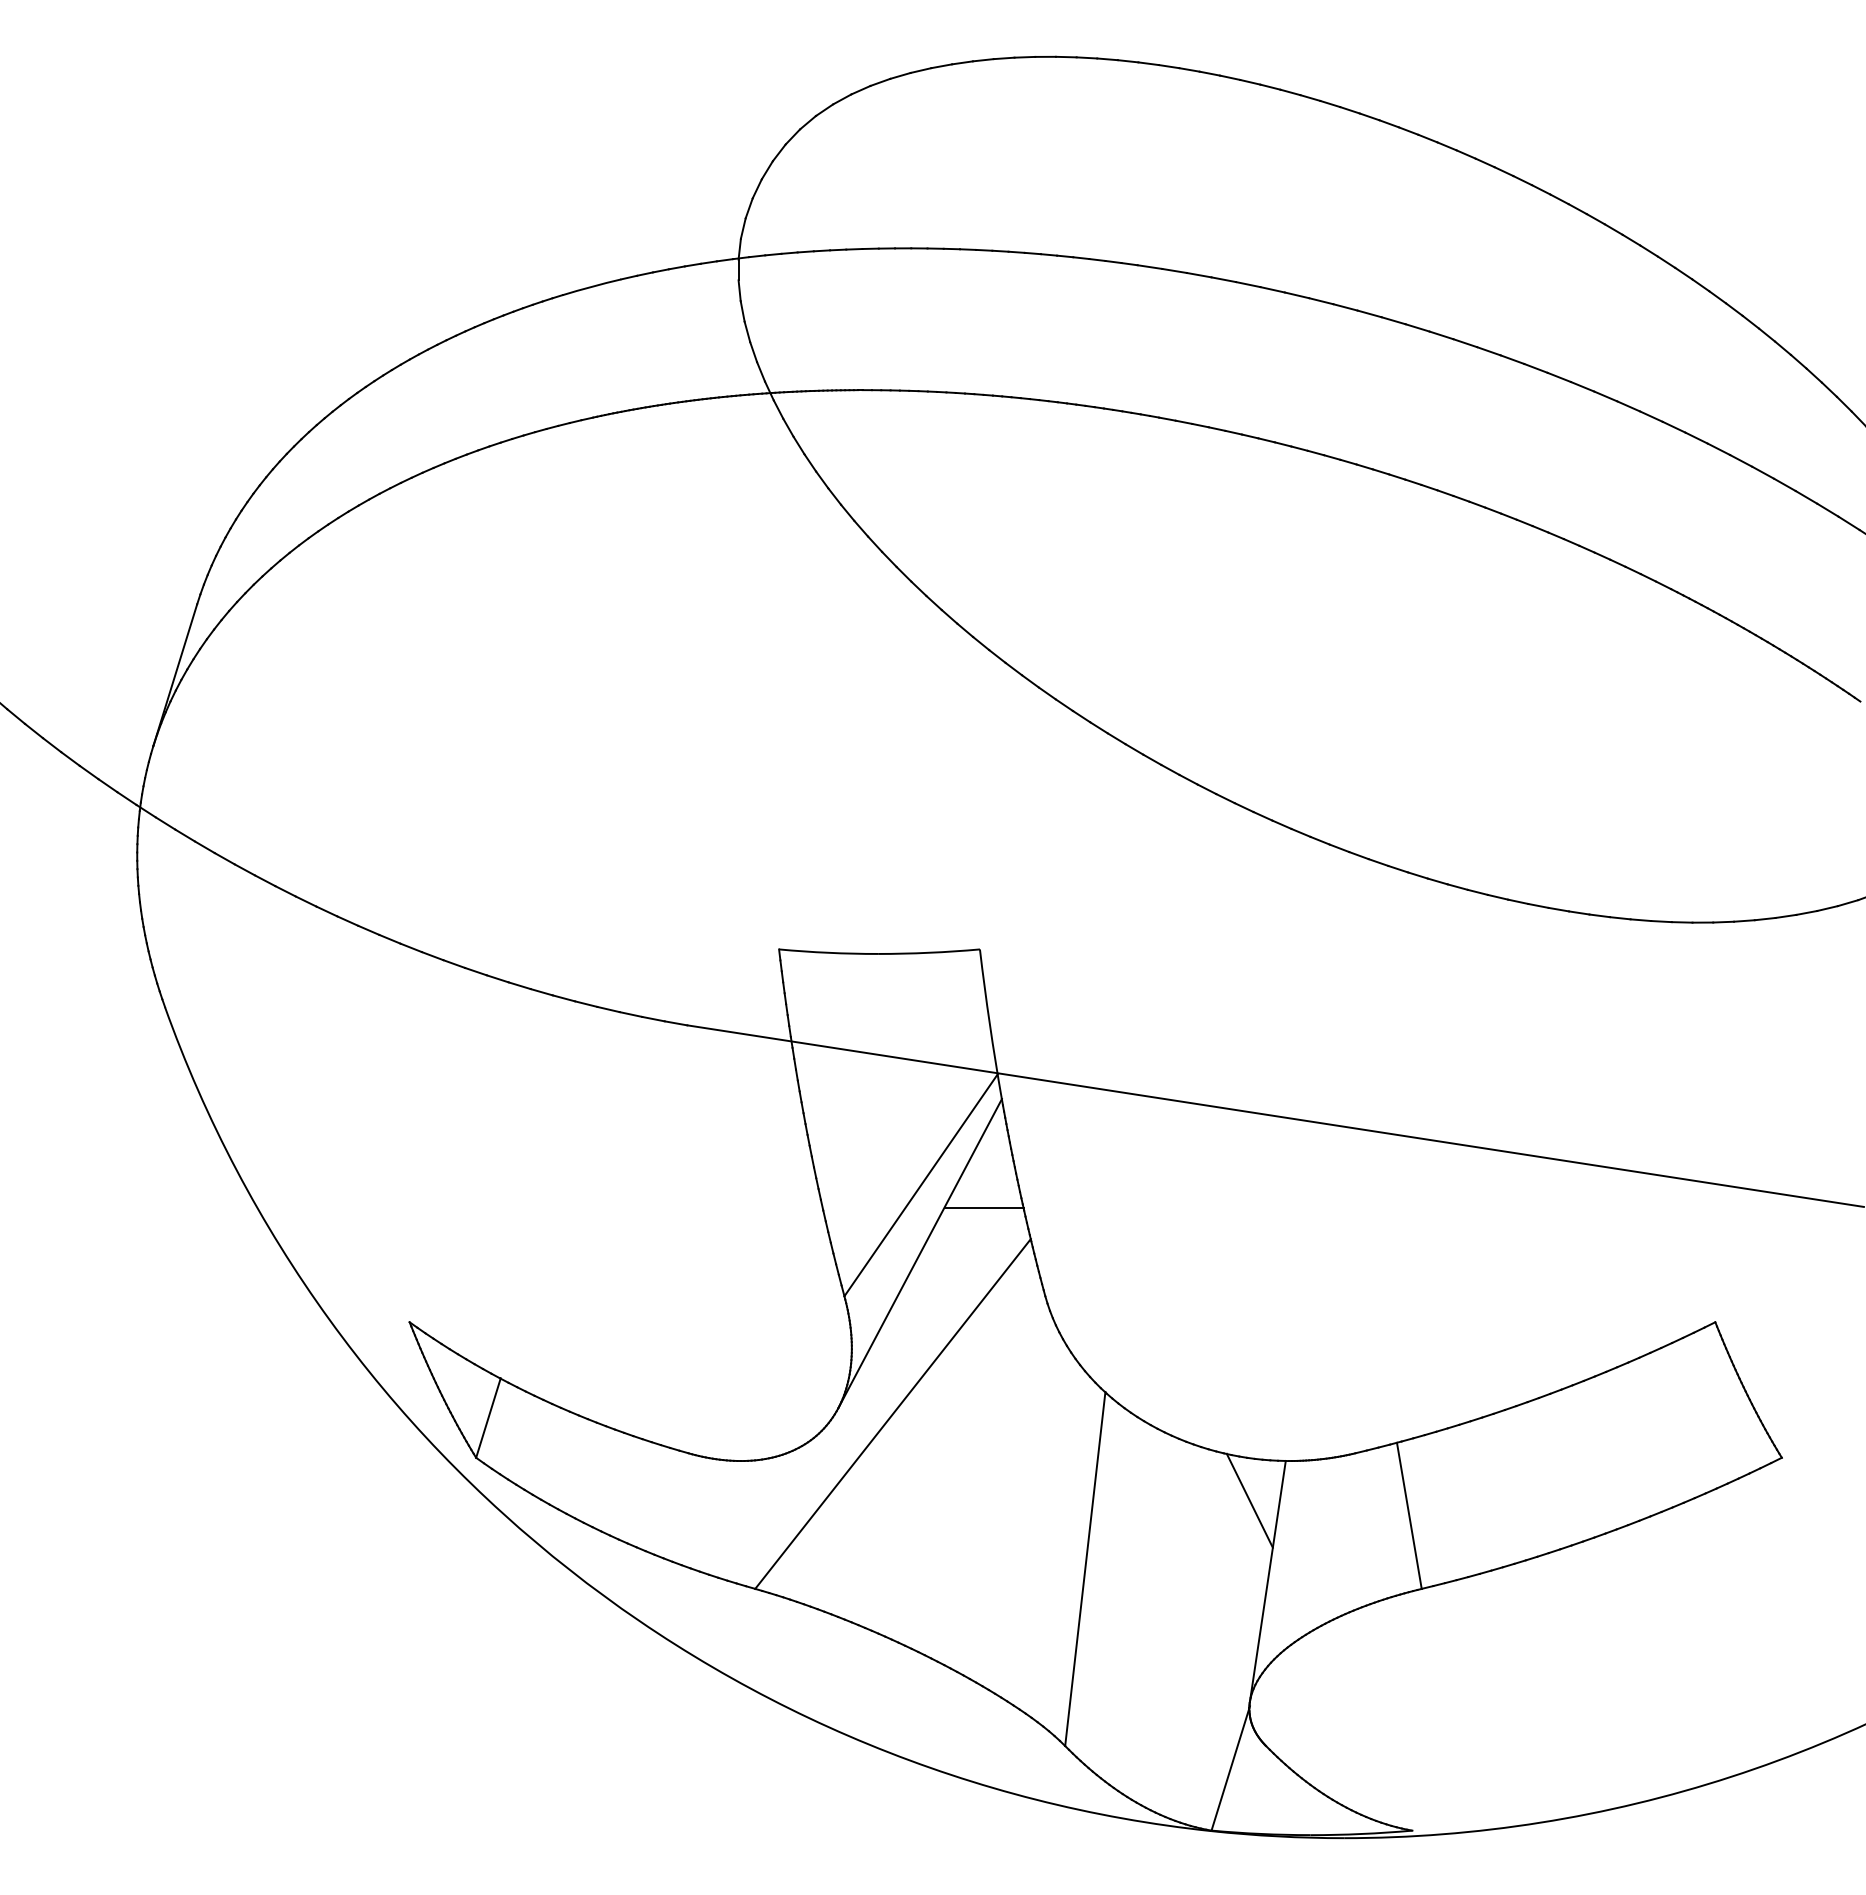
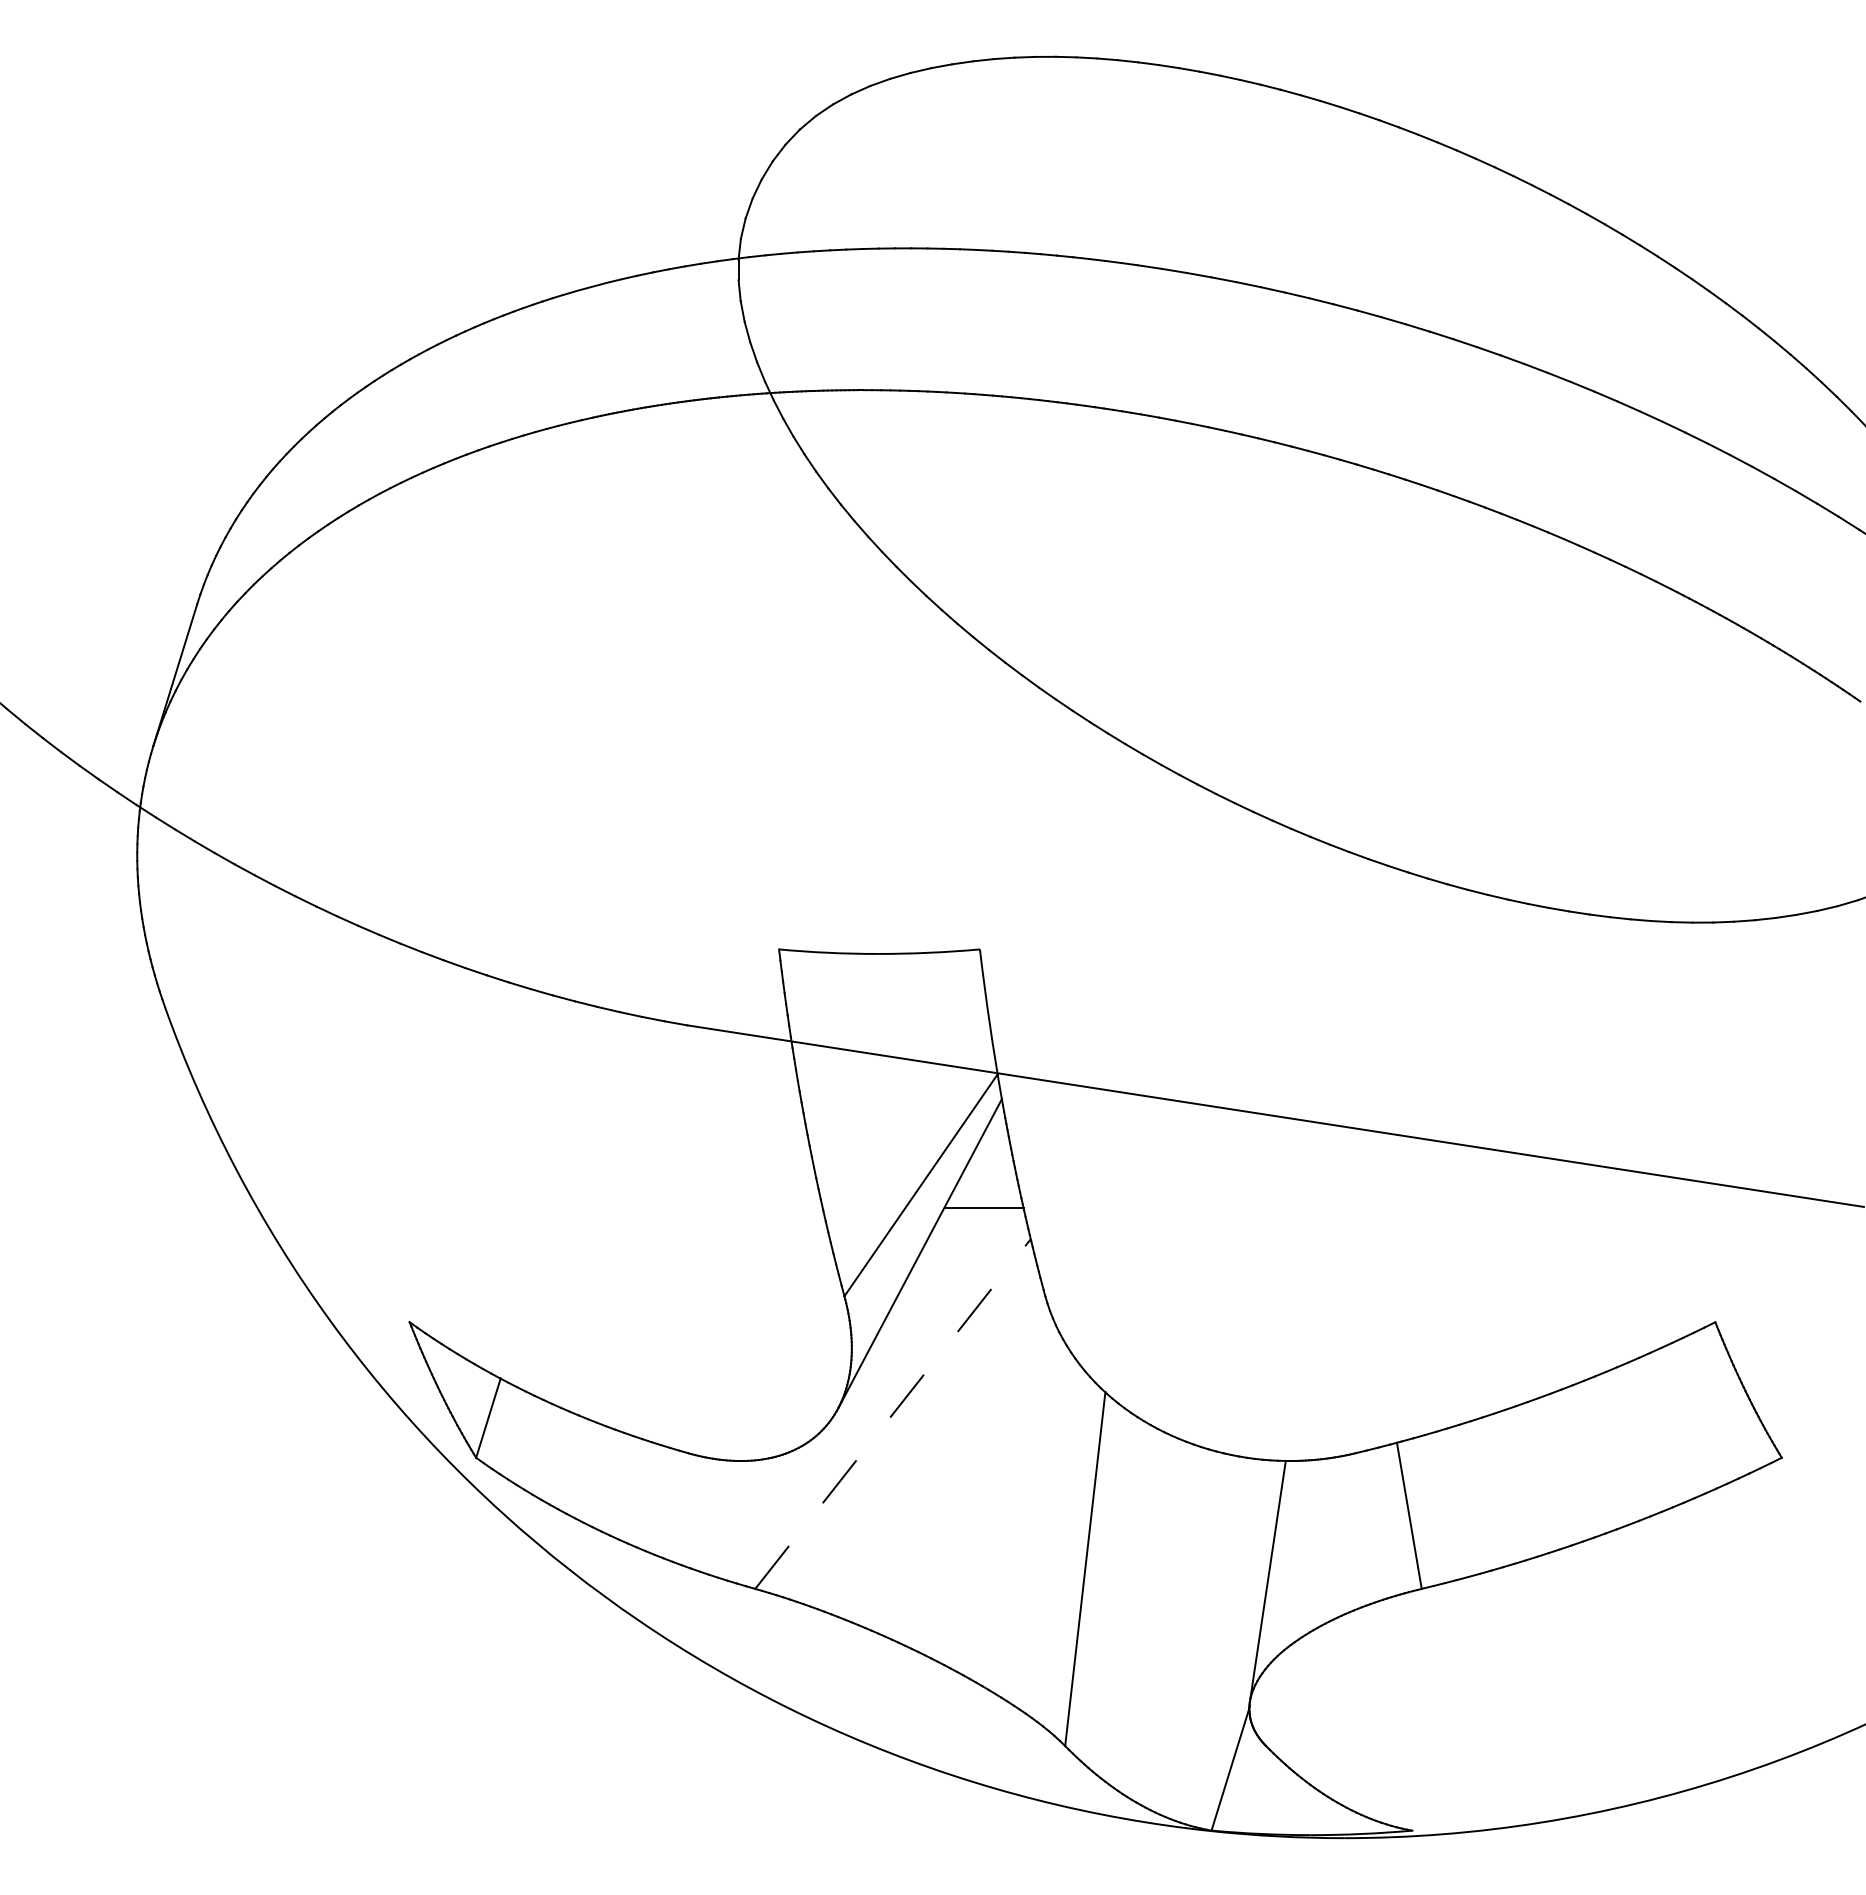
line: solid -> dashed (893, 1413)
line: present -> none (1249, 1500)
